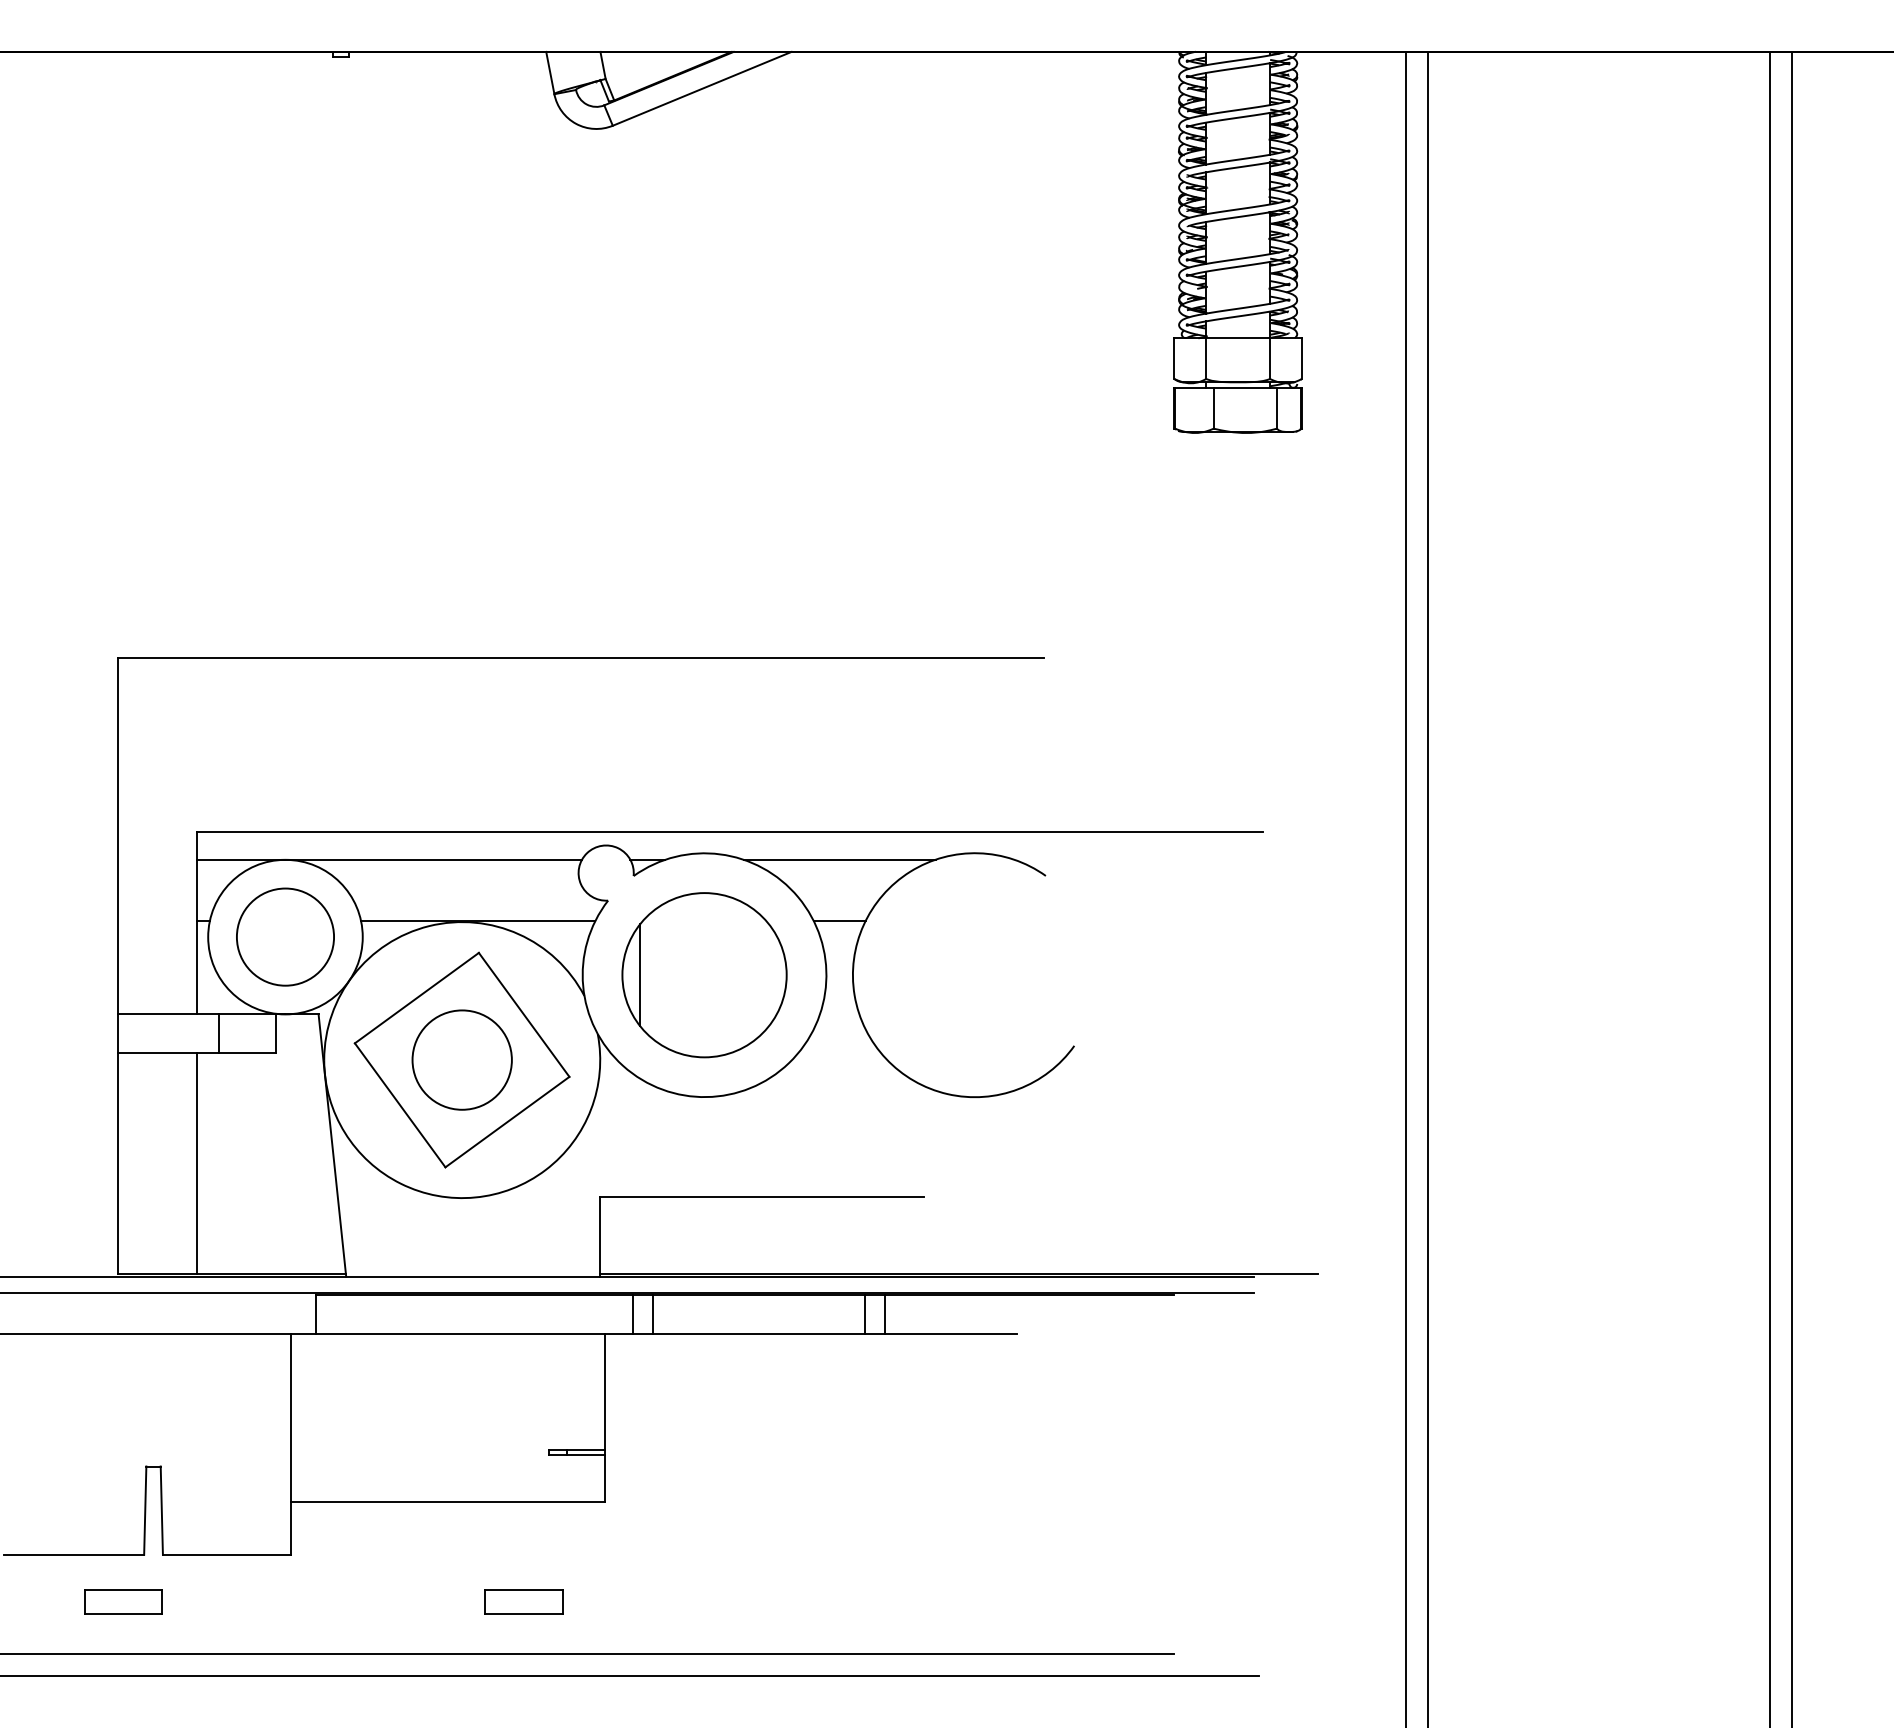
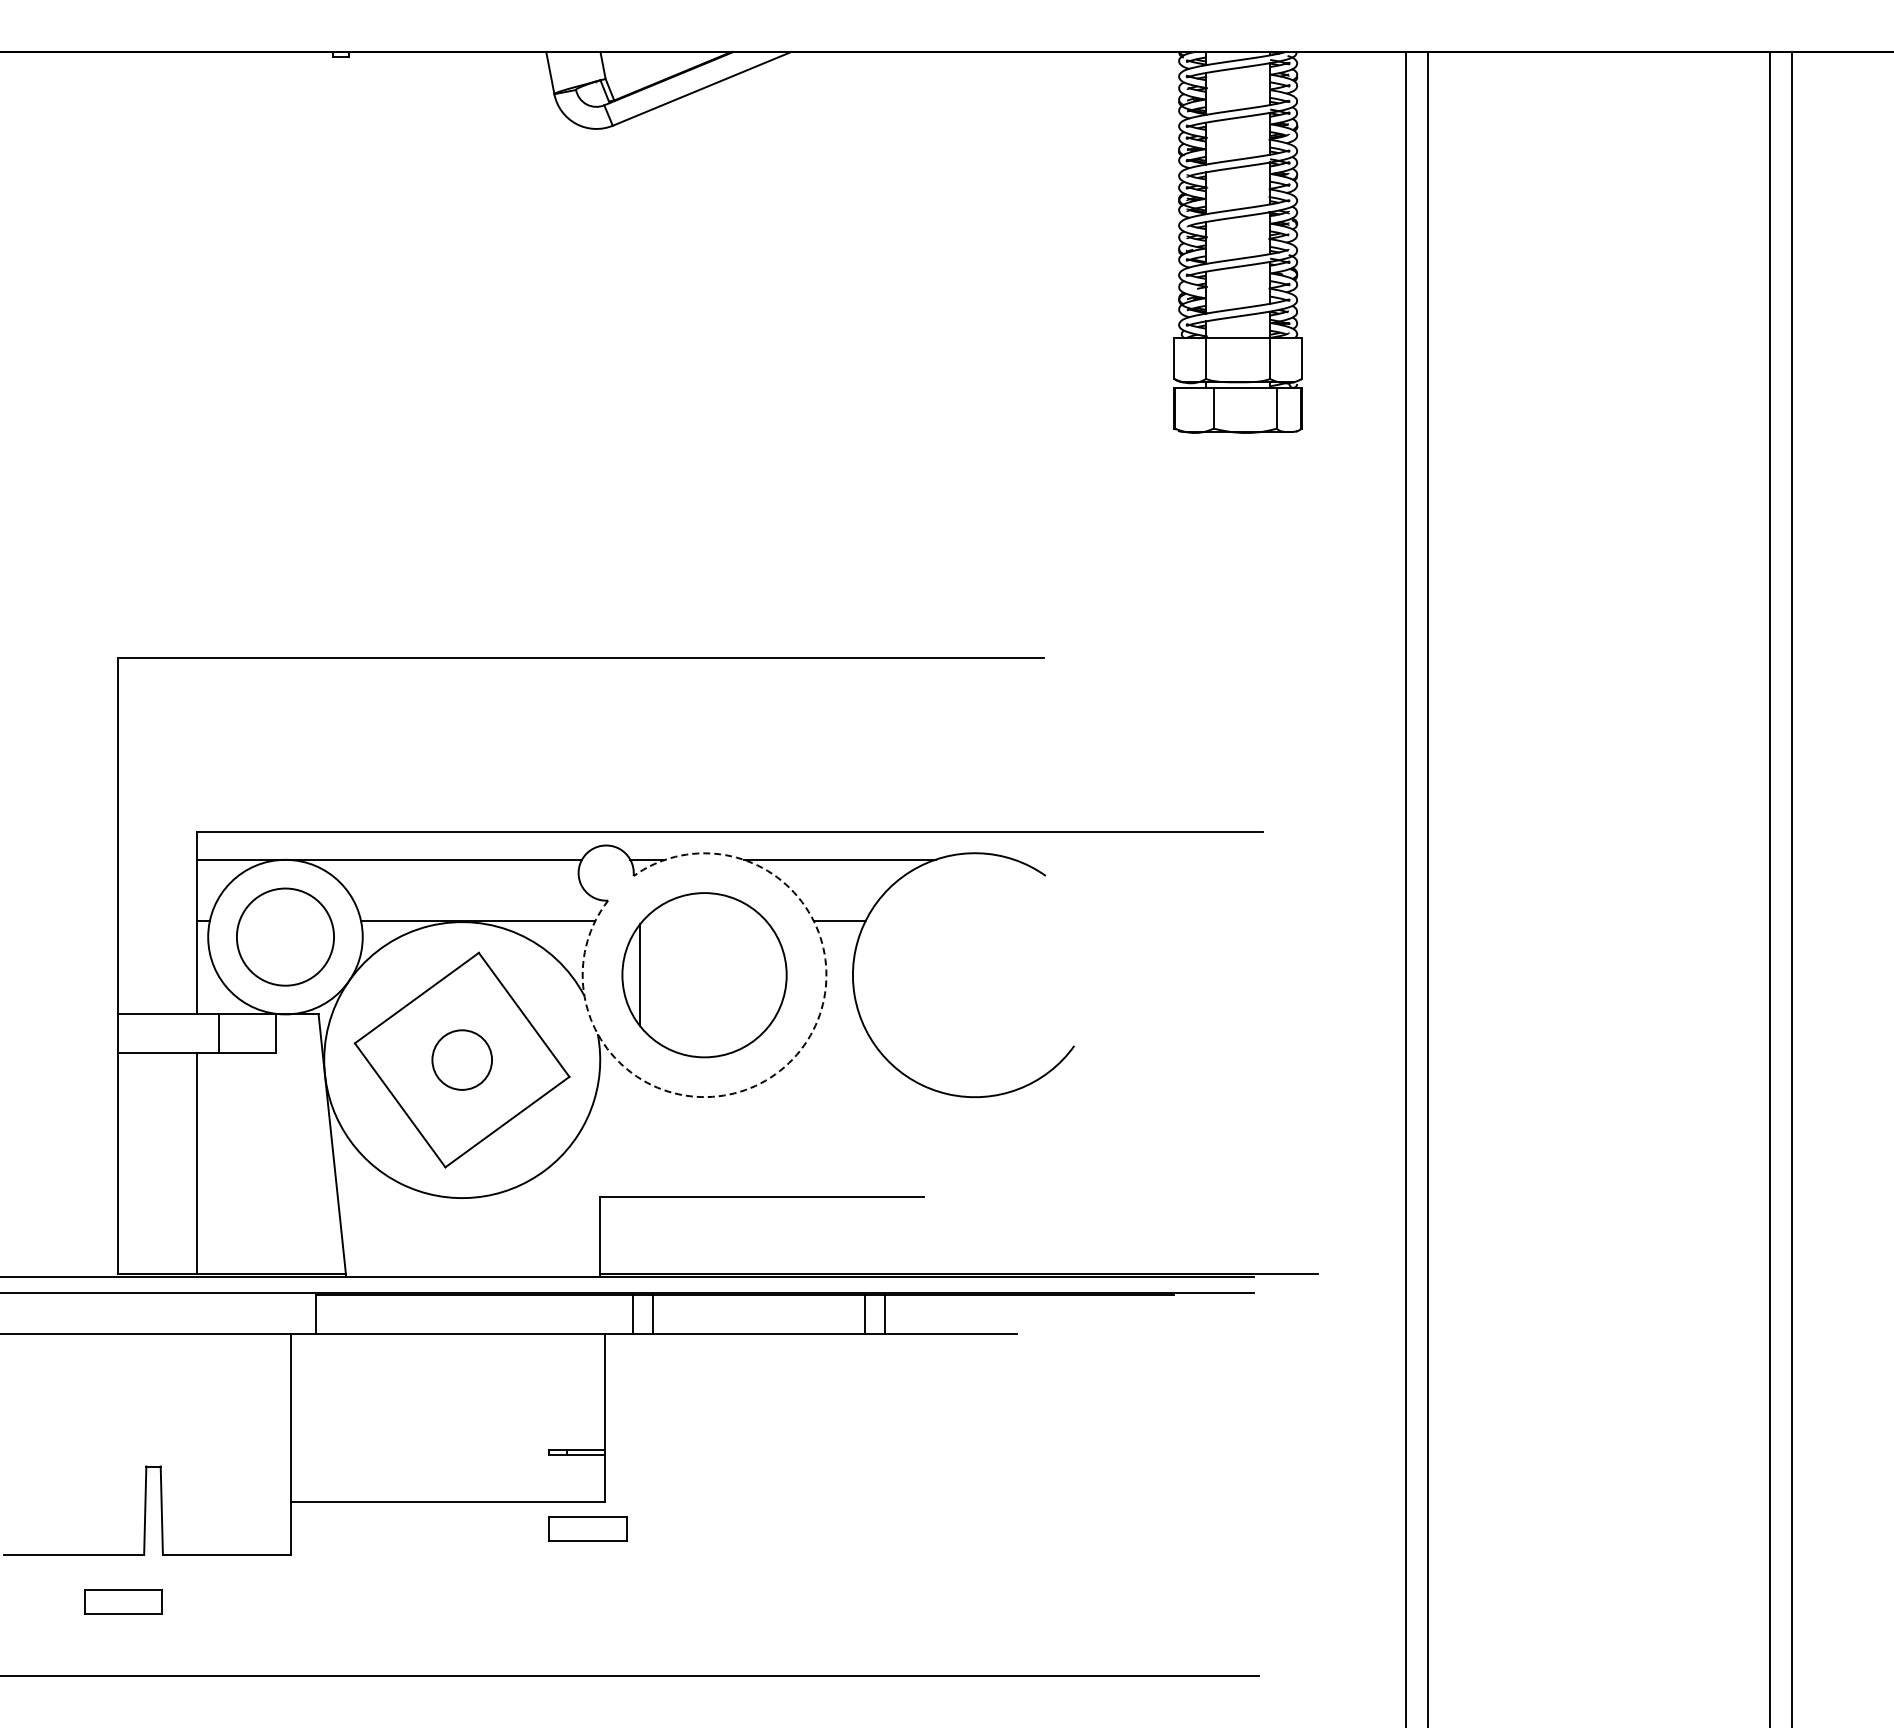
circle diameter: 99 px -> 60 px (462, 1059)
arc: solid -> dashed (789, 1063)
part position: (523, 1601) -> (587, 1528) (587, 1528)
line: present -> none (588, 1654)
